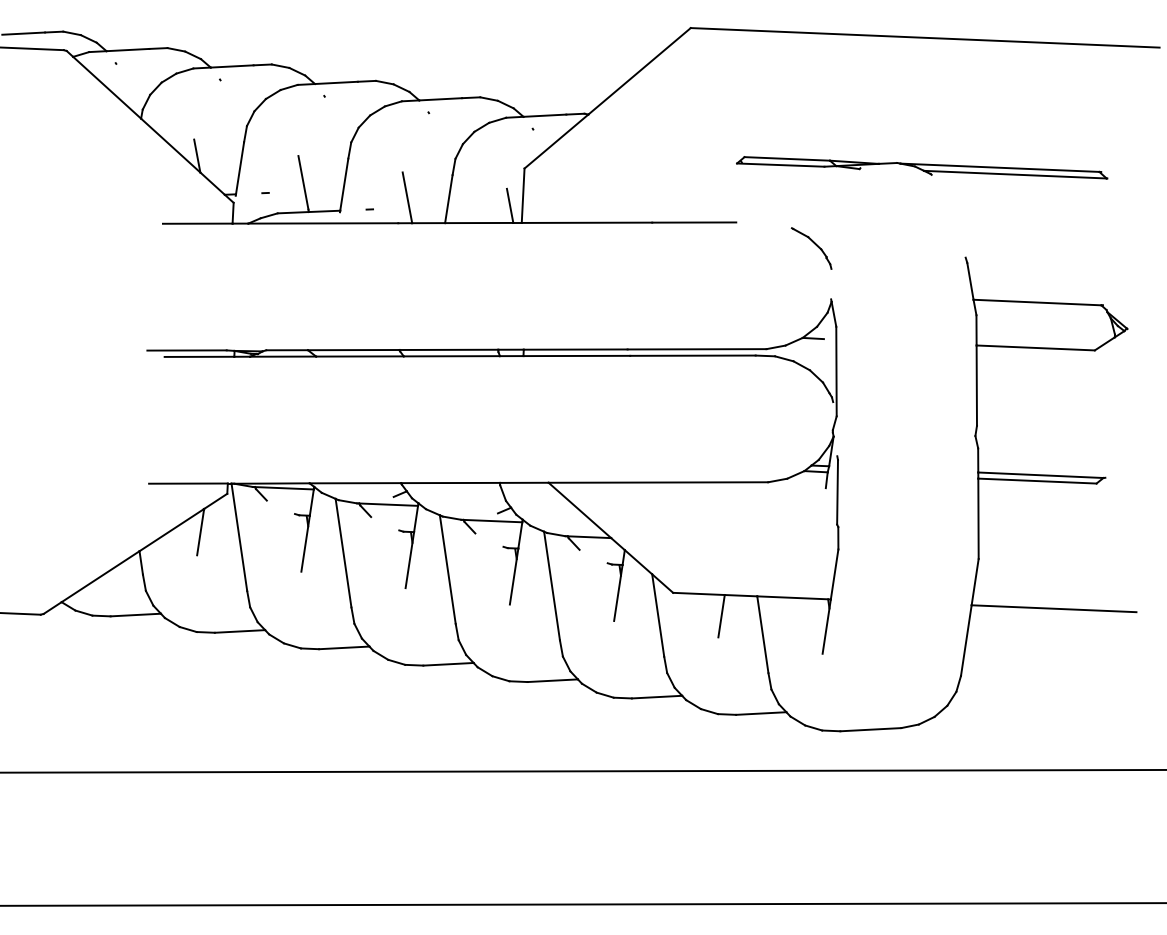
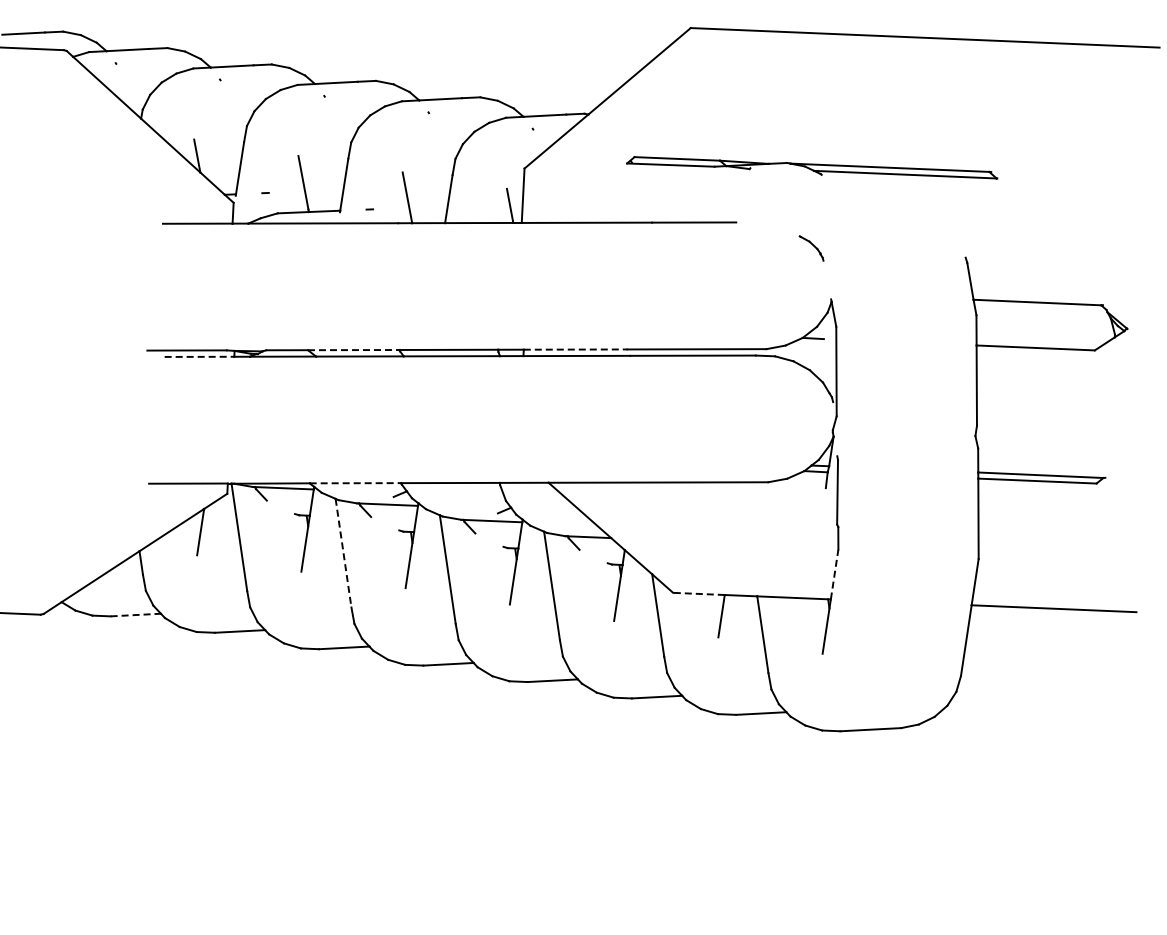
part position: (922, 167) -> (812, 167) (812, 167)
part size: 43x43 px -> 27x27 px (811, 248)
line: solid -> dashed (575, 349)
line: solid -> dashed (353, 350)
line: solid -> dashed (199, 356)
line: solid -> dashed (355, 483)
line: solid -> dashed (343, 553)
line: solid -> dashed (834, 573)
line: solid -> dashed (698, 593)
line: solid -> dashed (136, 615)
line: present -> none (582, 770)
line: present -> none (582, 904)
